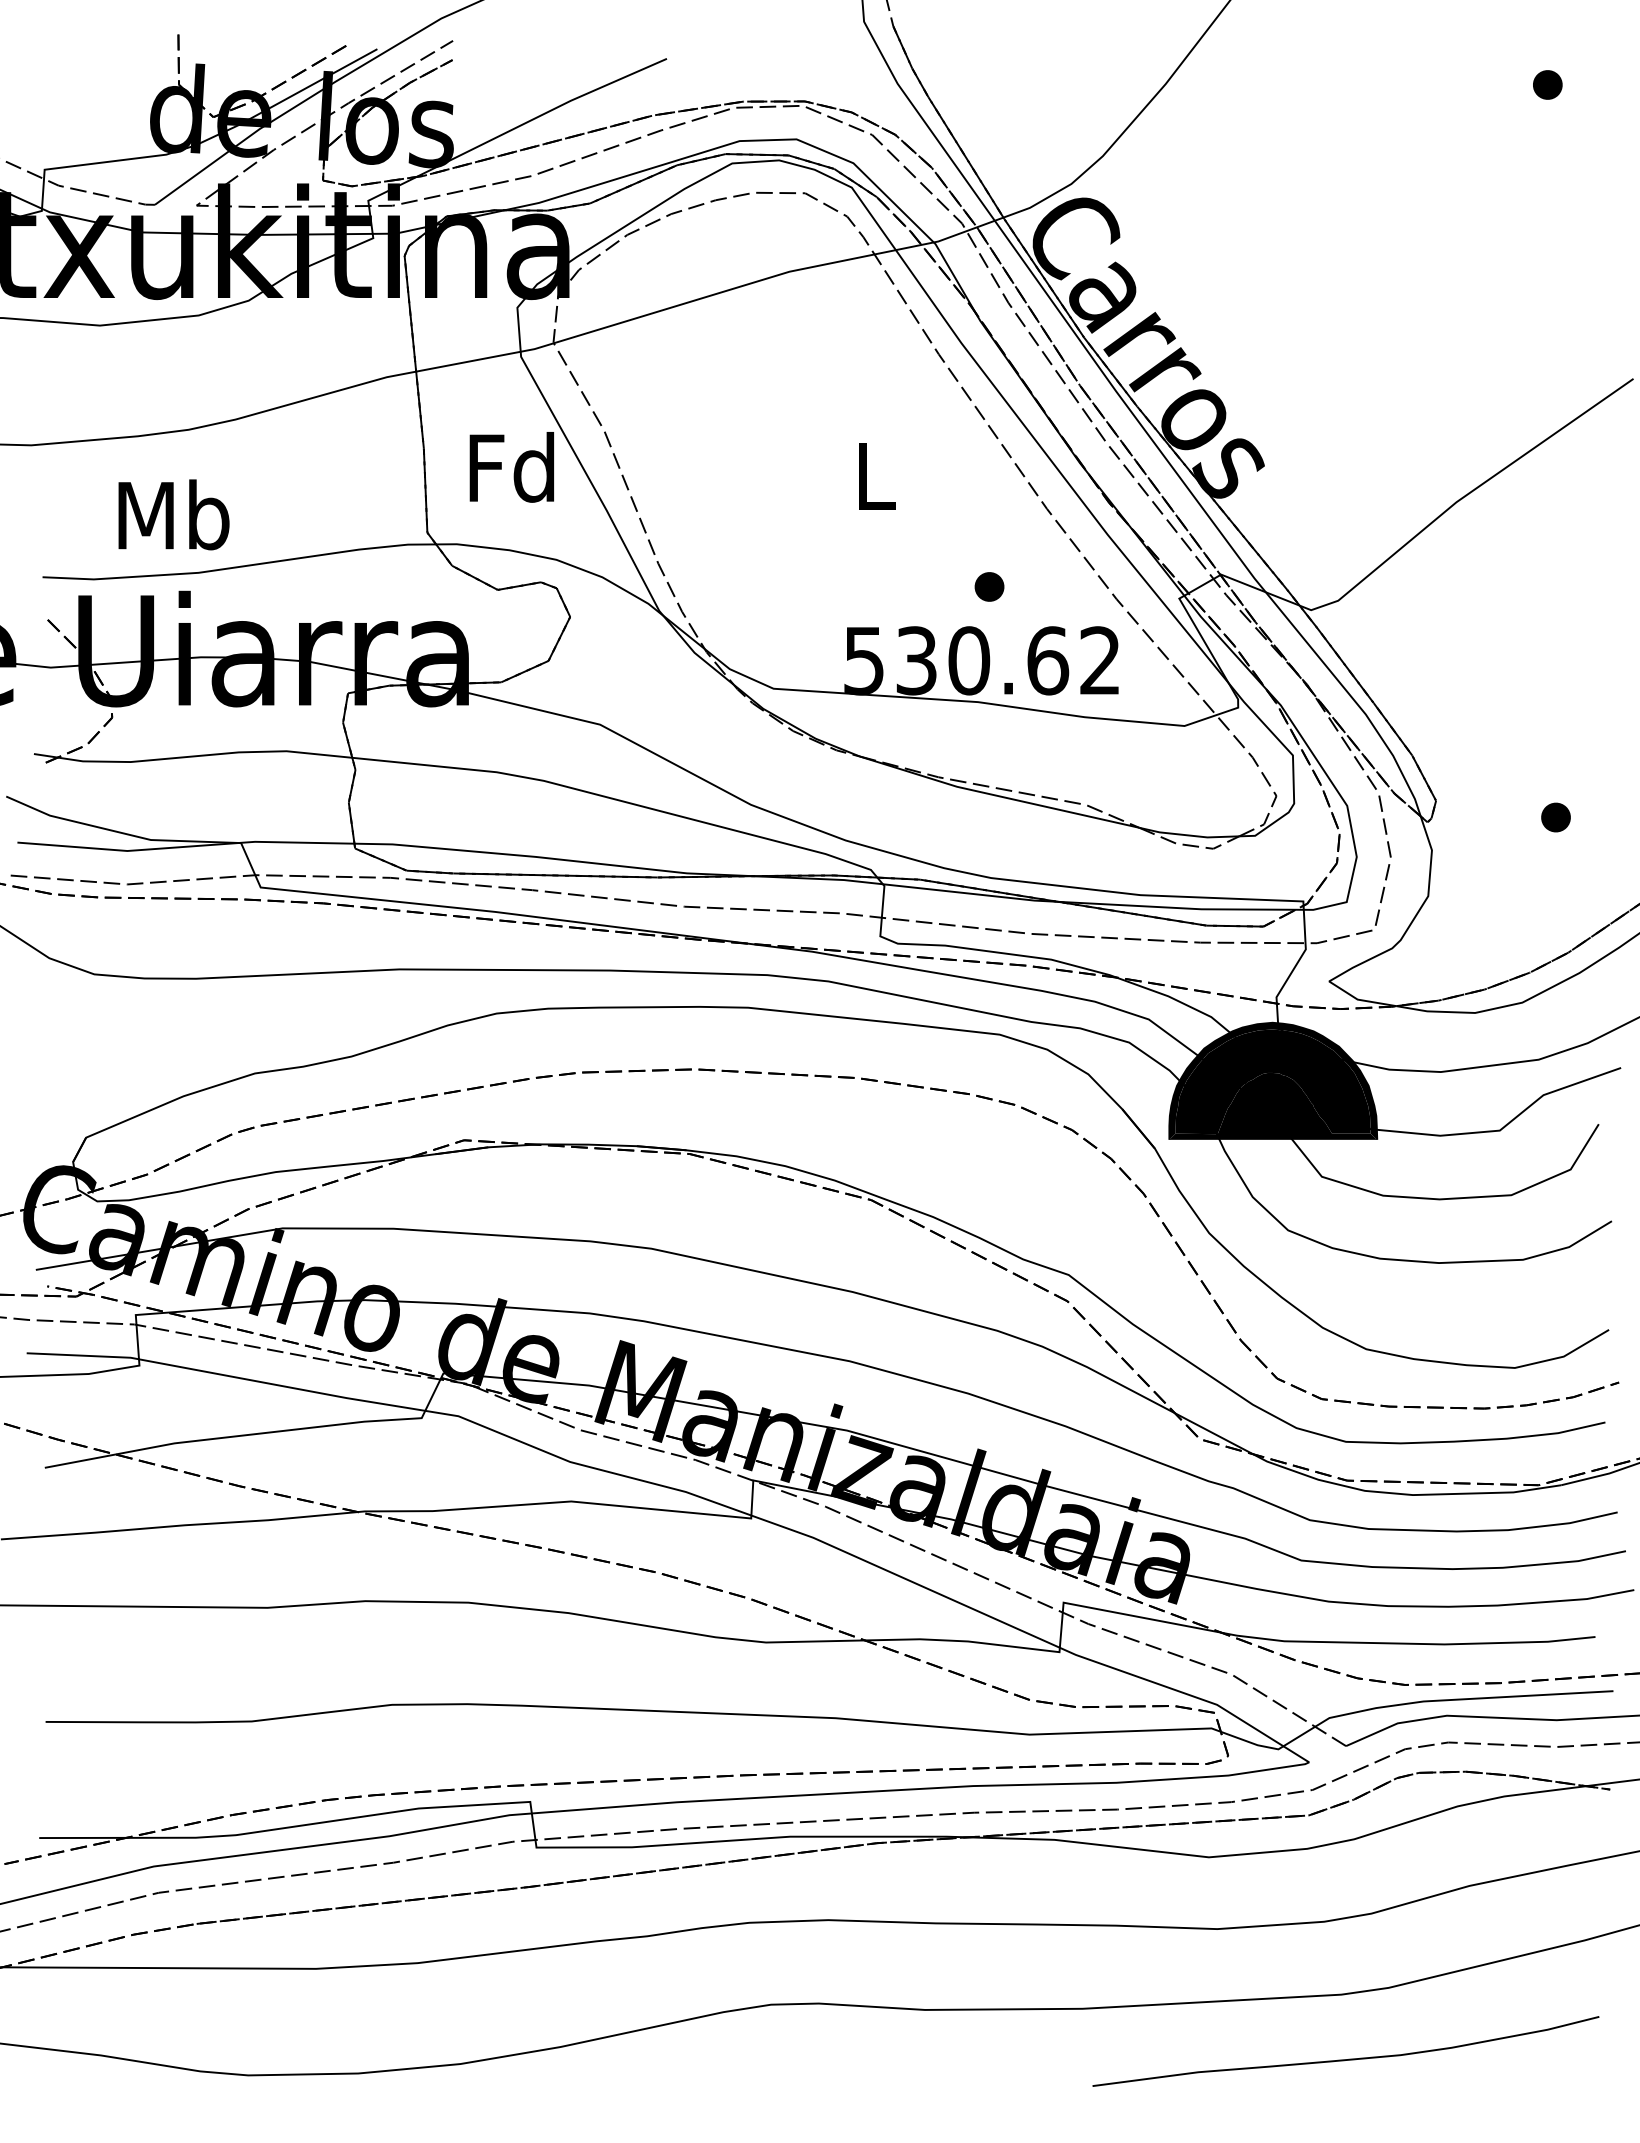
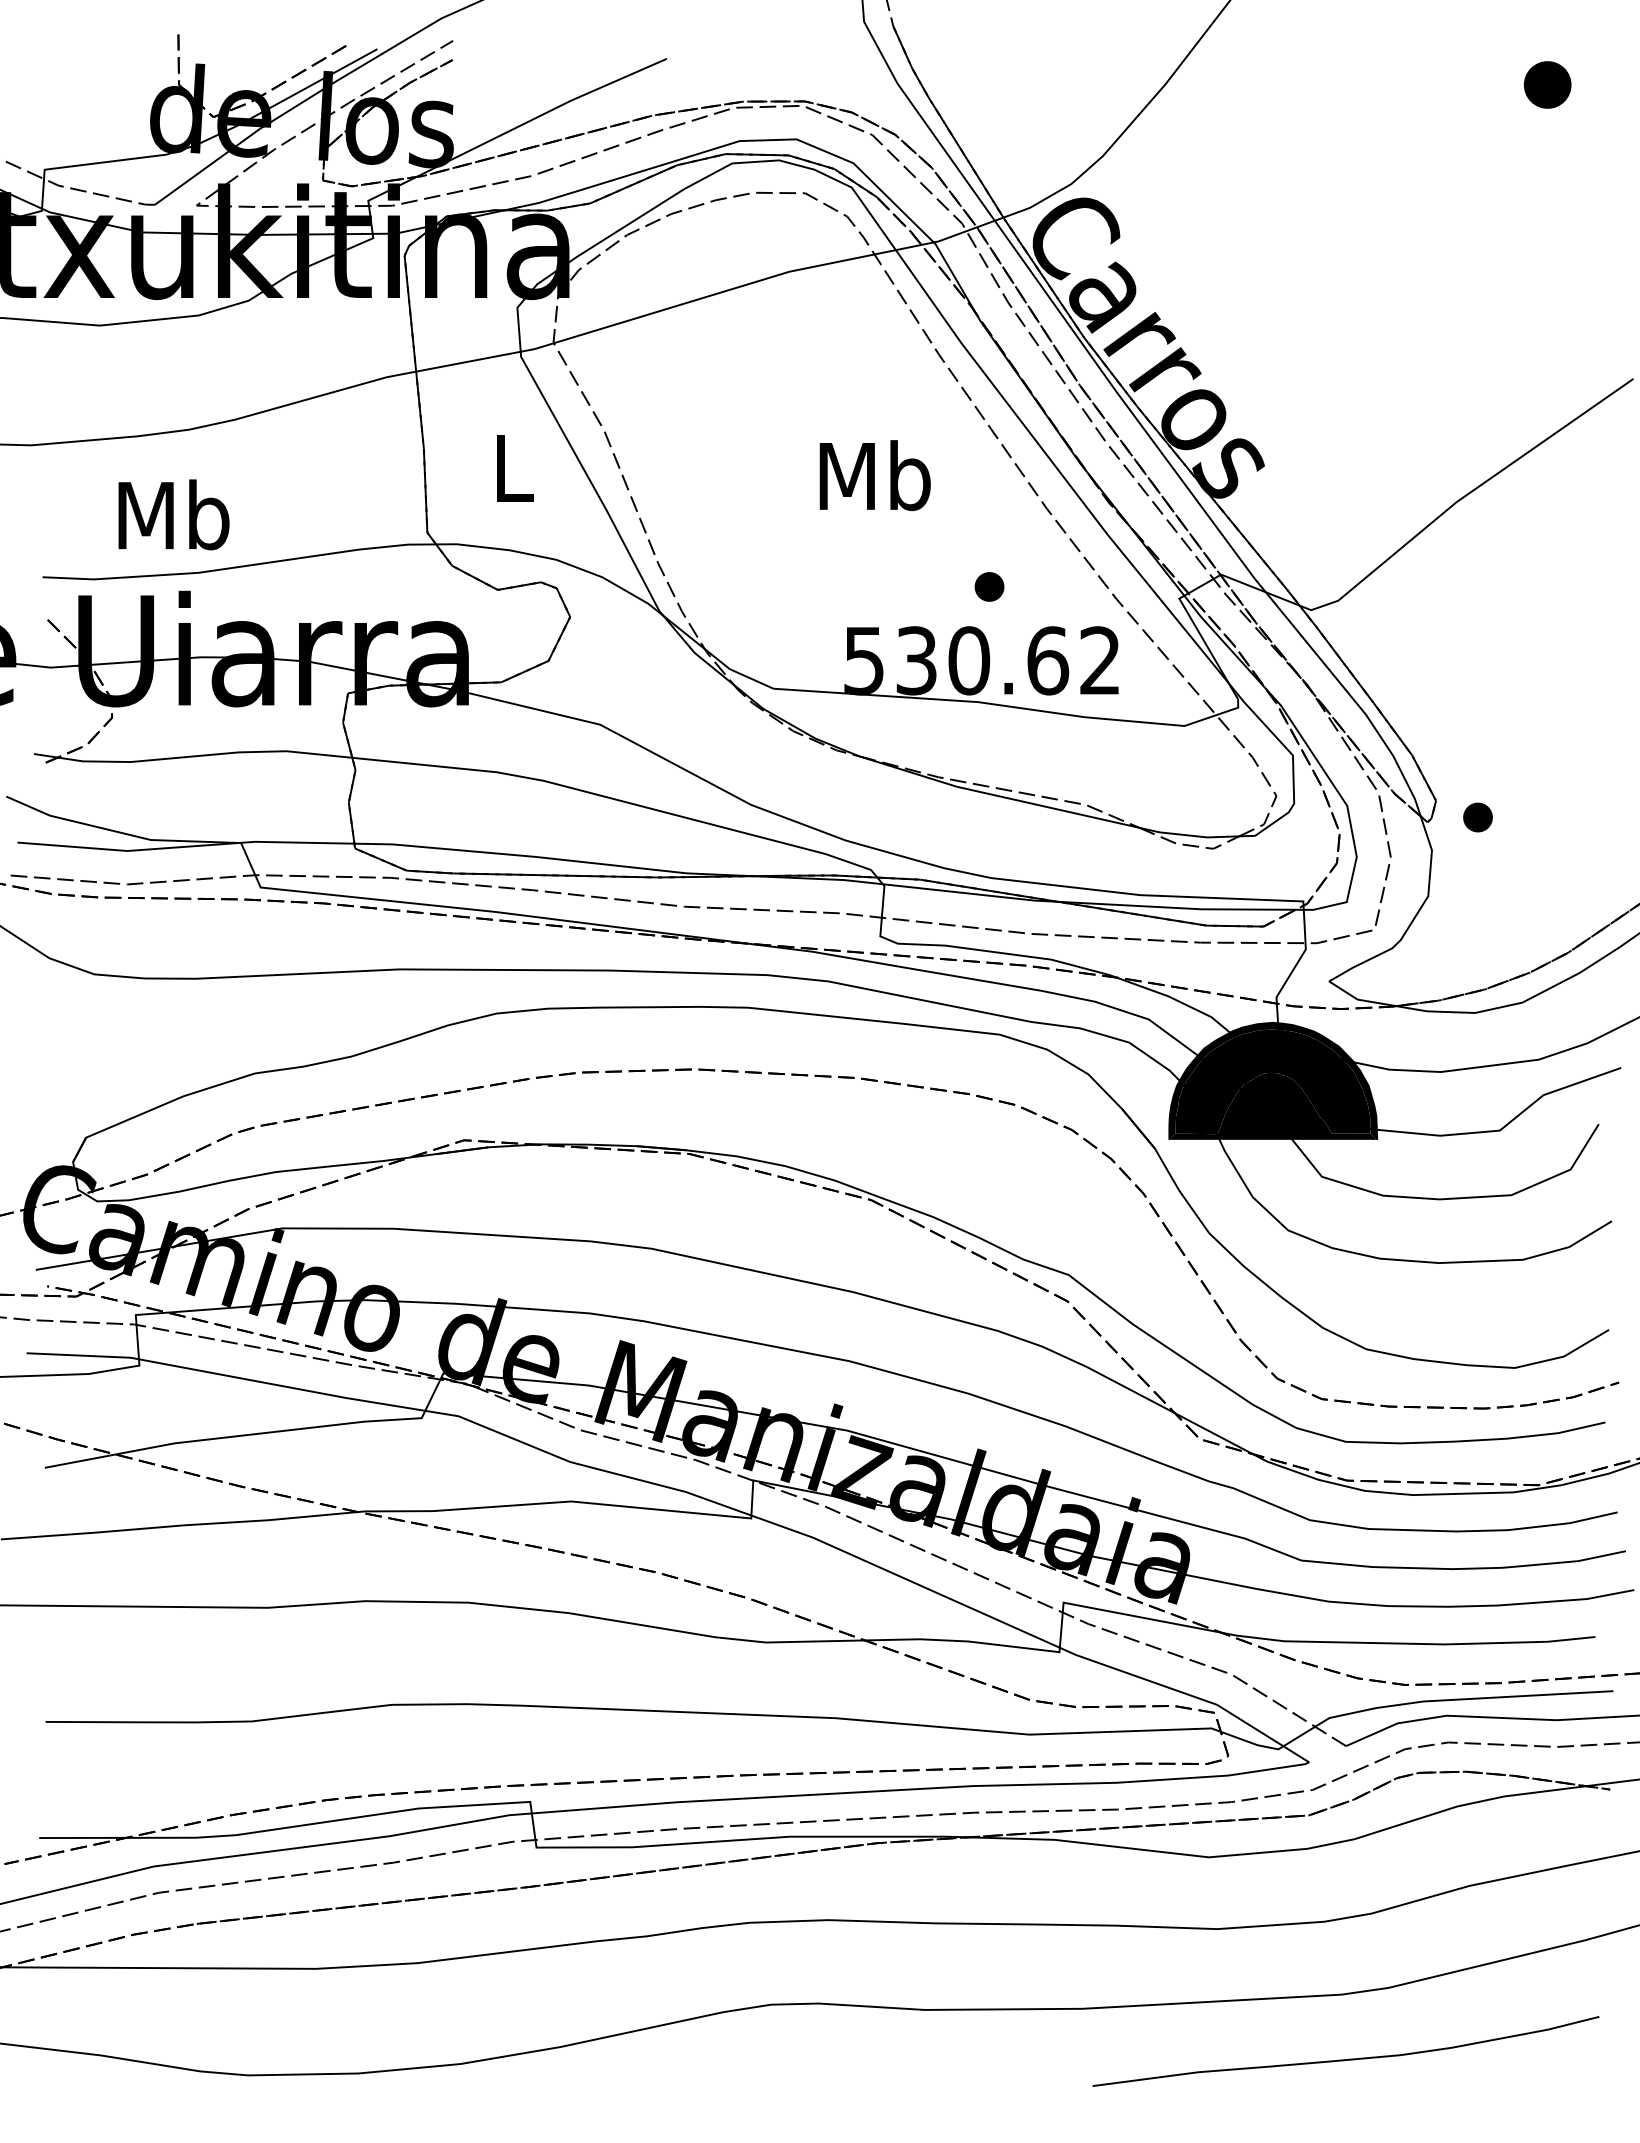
part size: 30x30 px -> 48x48 px (1547, 84)
text: Fd -> L (511, 467)
text: L -> Mb (874, 475)
part position: (1555, 817) -> (1477, 817) (1477, 817)
